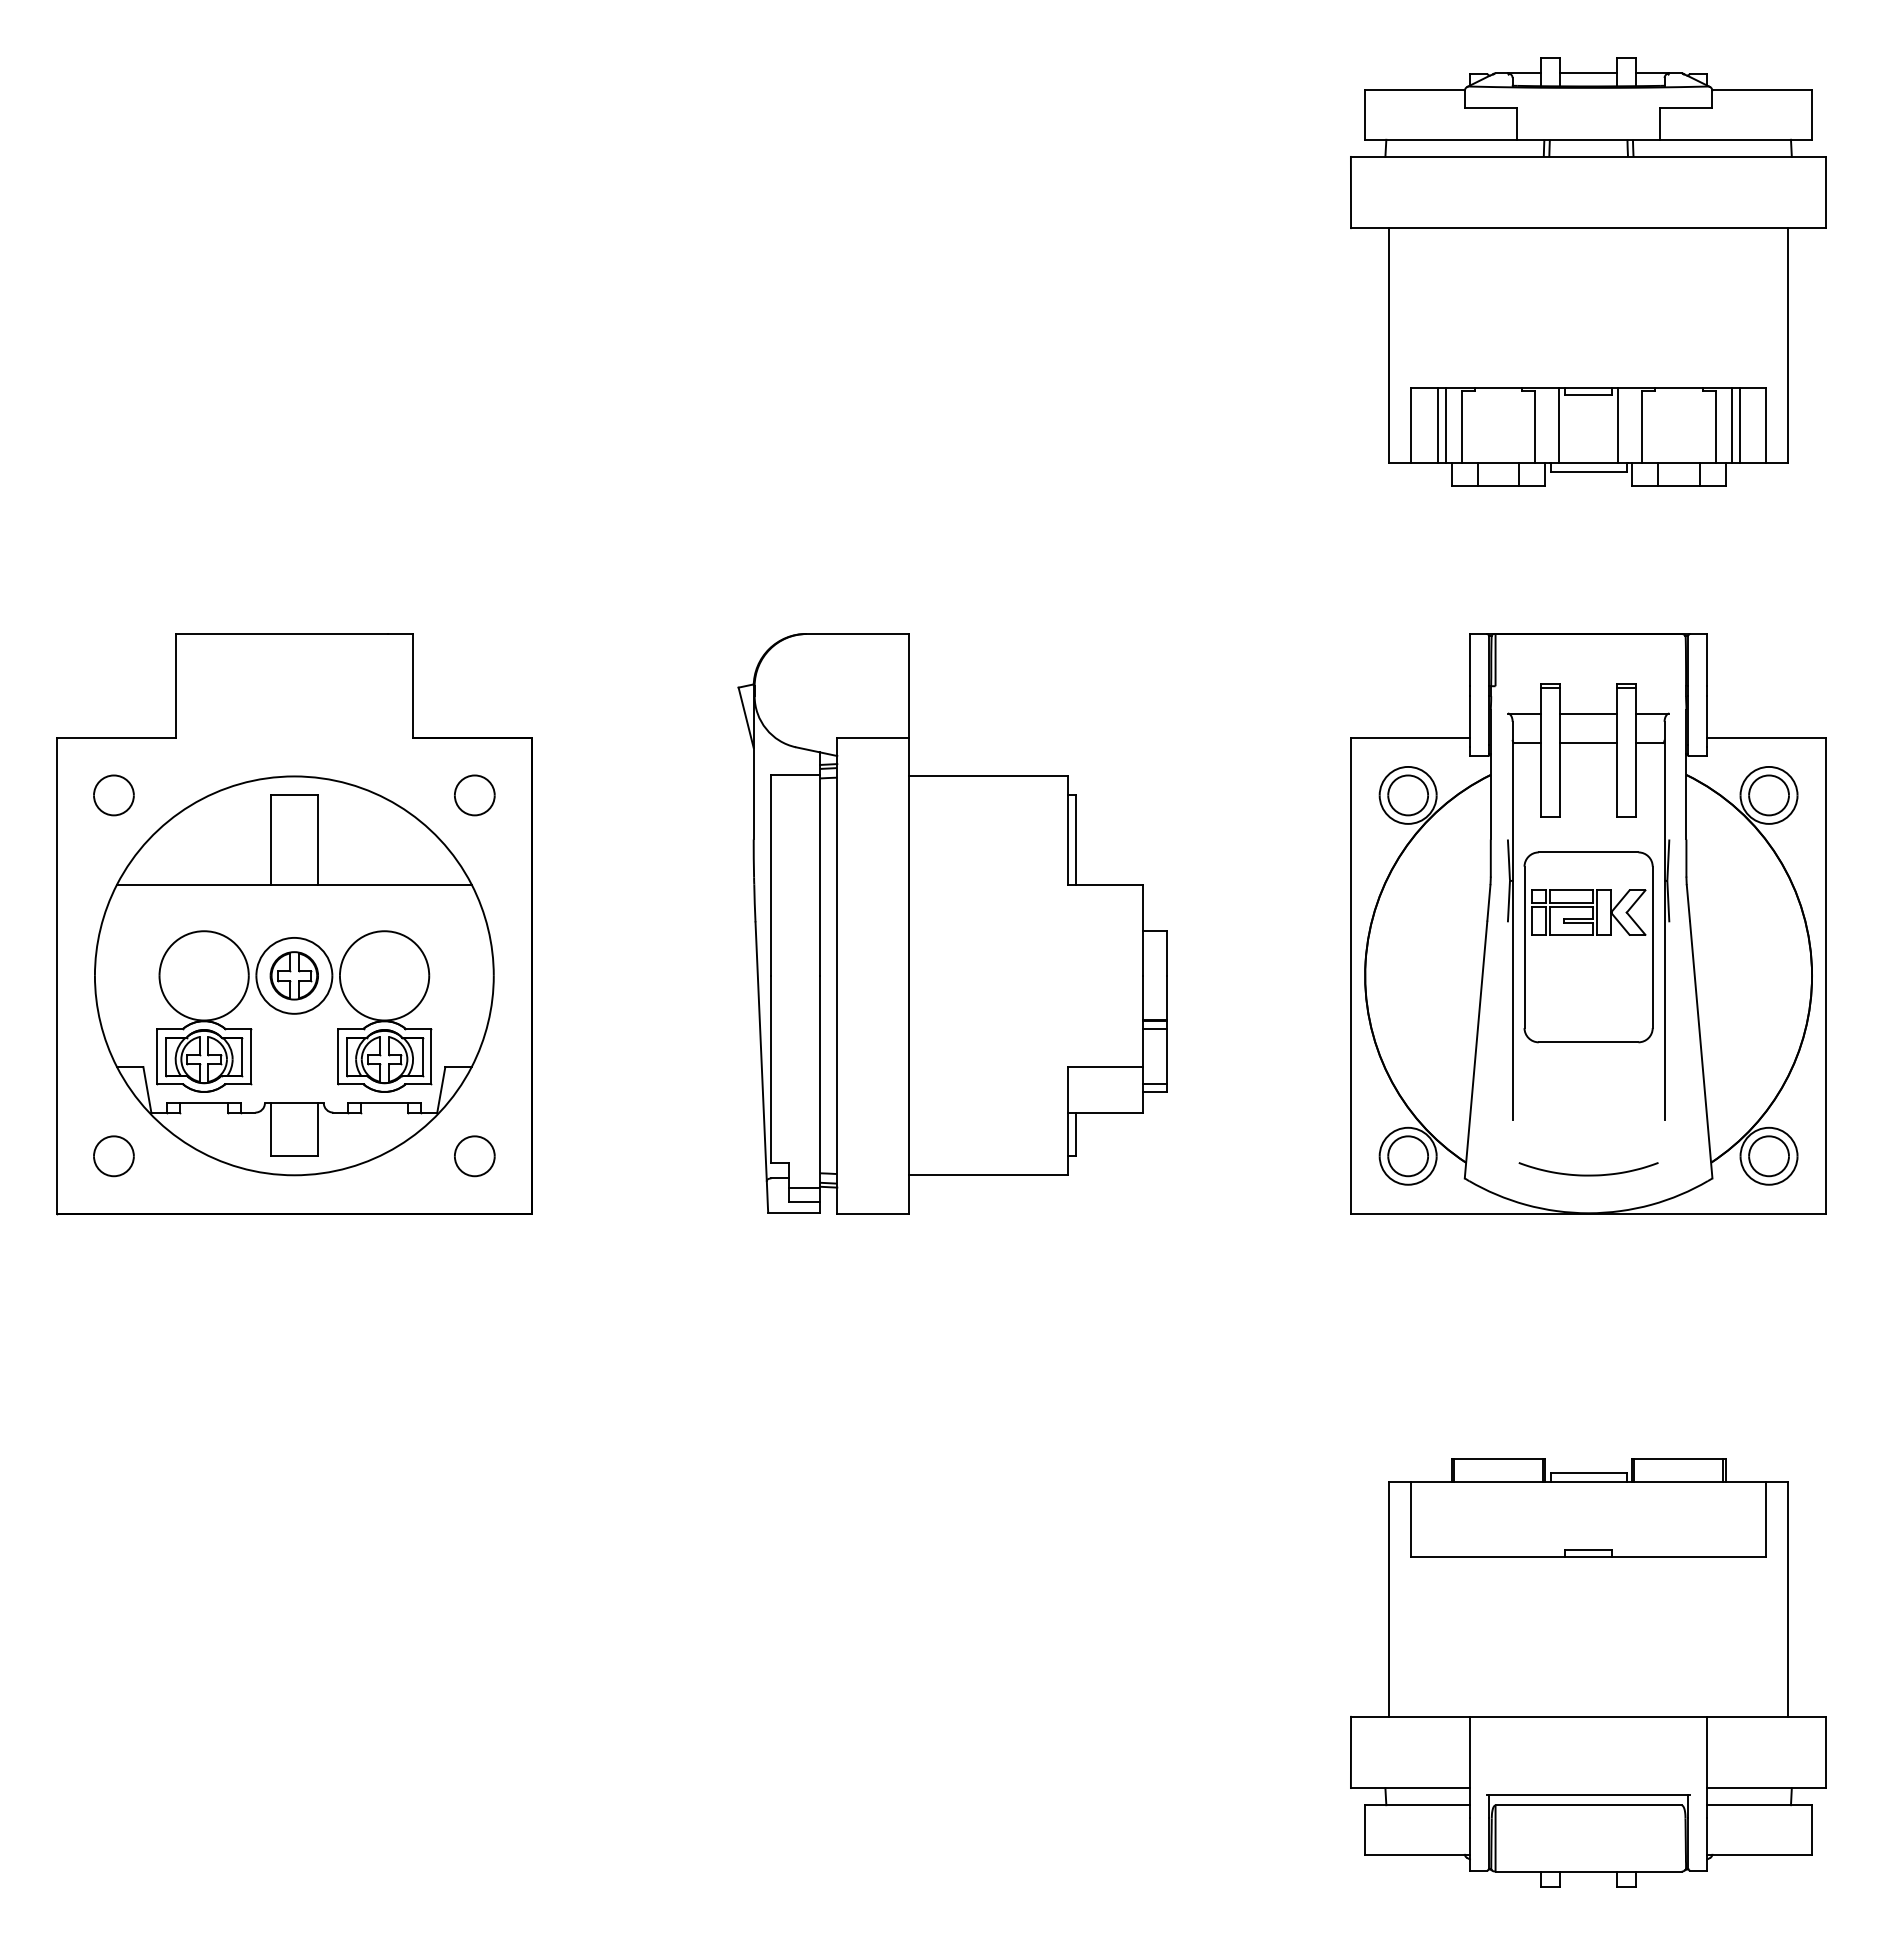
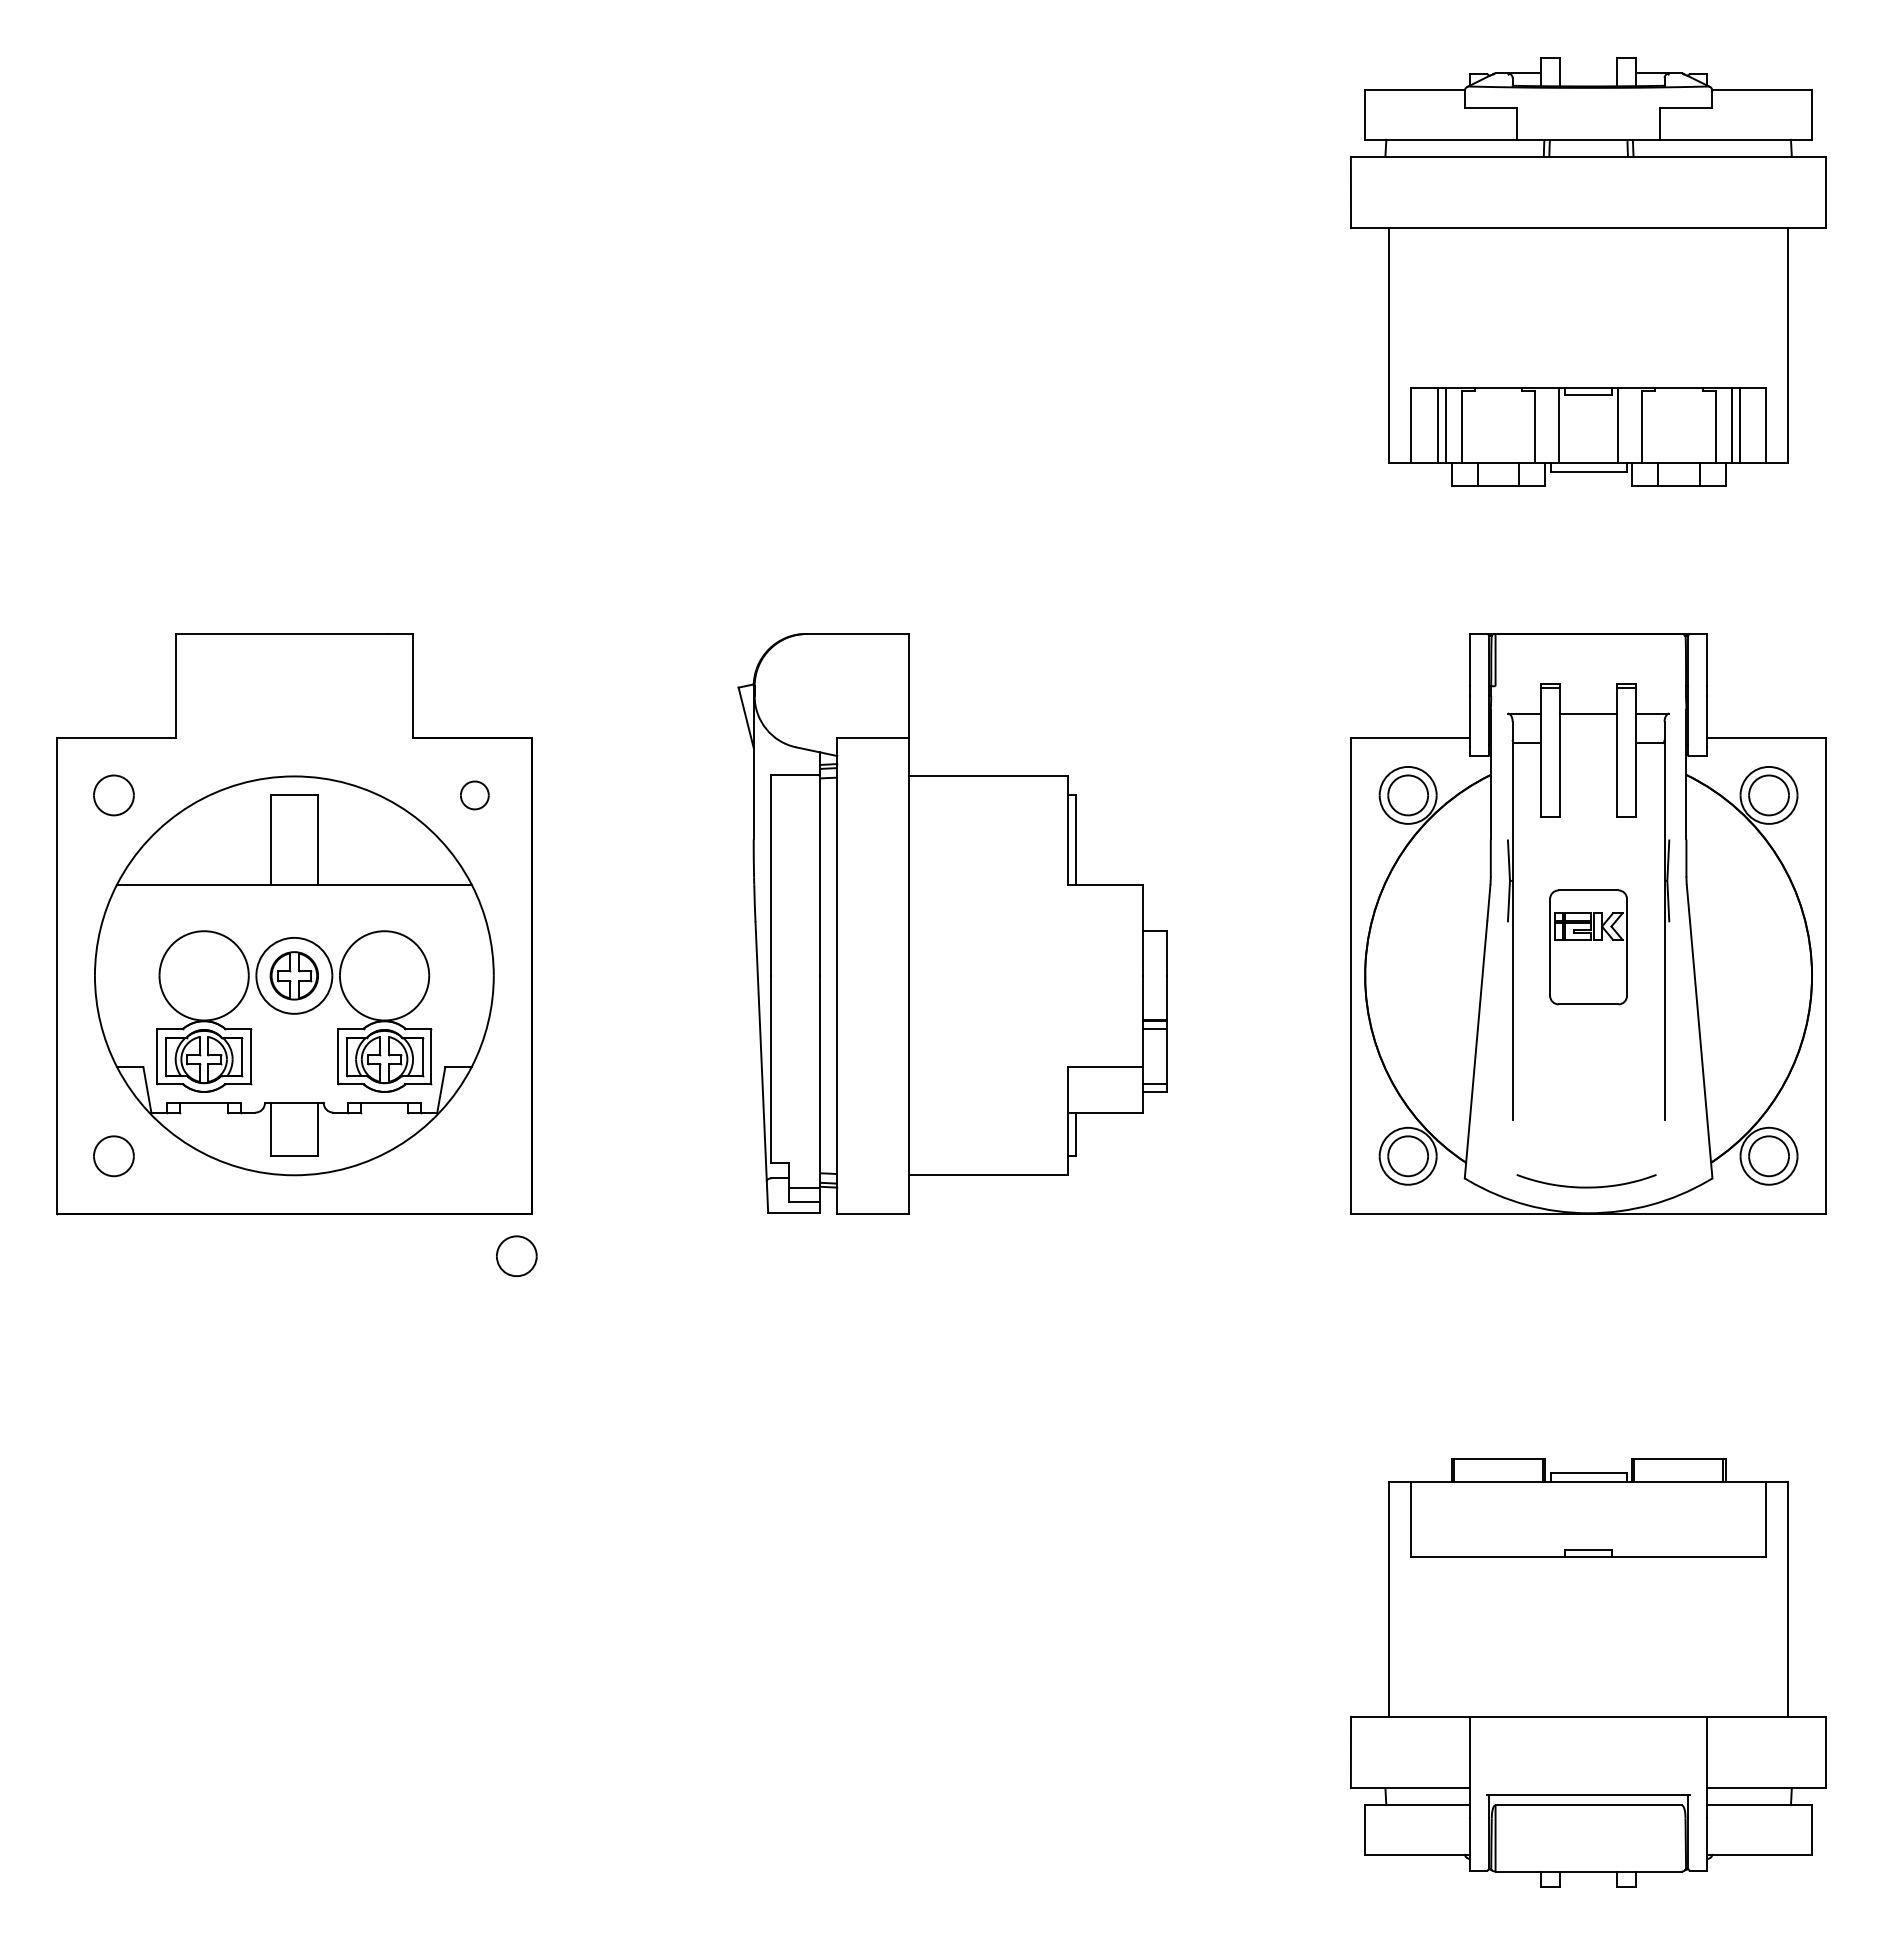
line: present -> none (1588, 73)
line: present -> none (1588, 743)
part size: 42x43 px -> 30x31 px (474, 795)
part size: 131x193 px -> 79x117 px (1588, 947)
part position: (474, 1156) -> (516, 1256) (516, 1256)
curve position: (1588, 1174) -> (1586, 1186) (1586, 1186)
